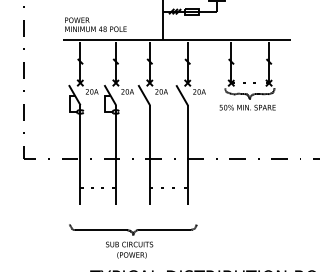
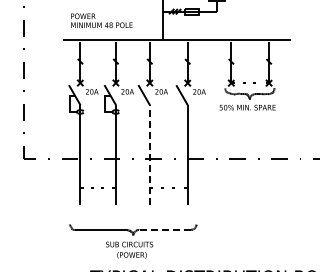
text position: (95, 24) -> (101, 20) (101, 20)
line: solid -> dashed (149, 154)
line: solid -> dashed (164, 230)
